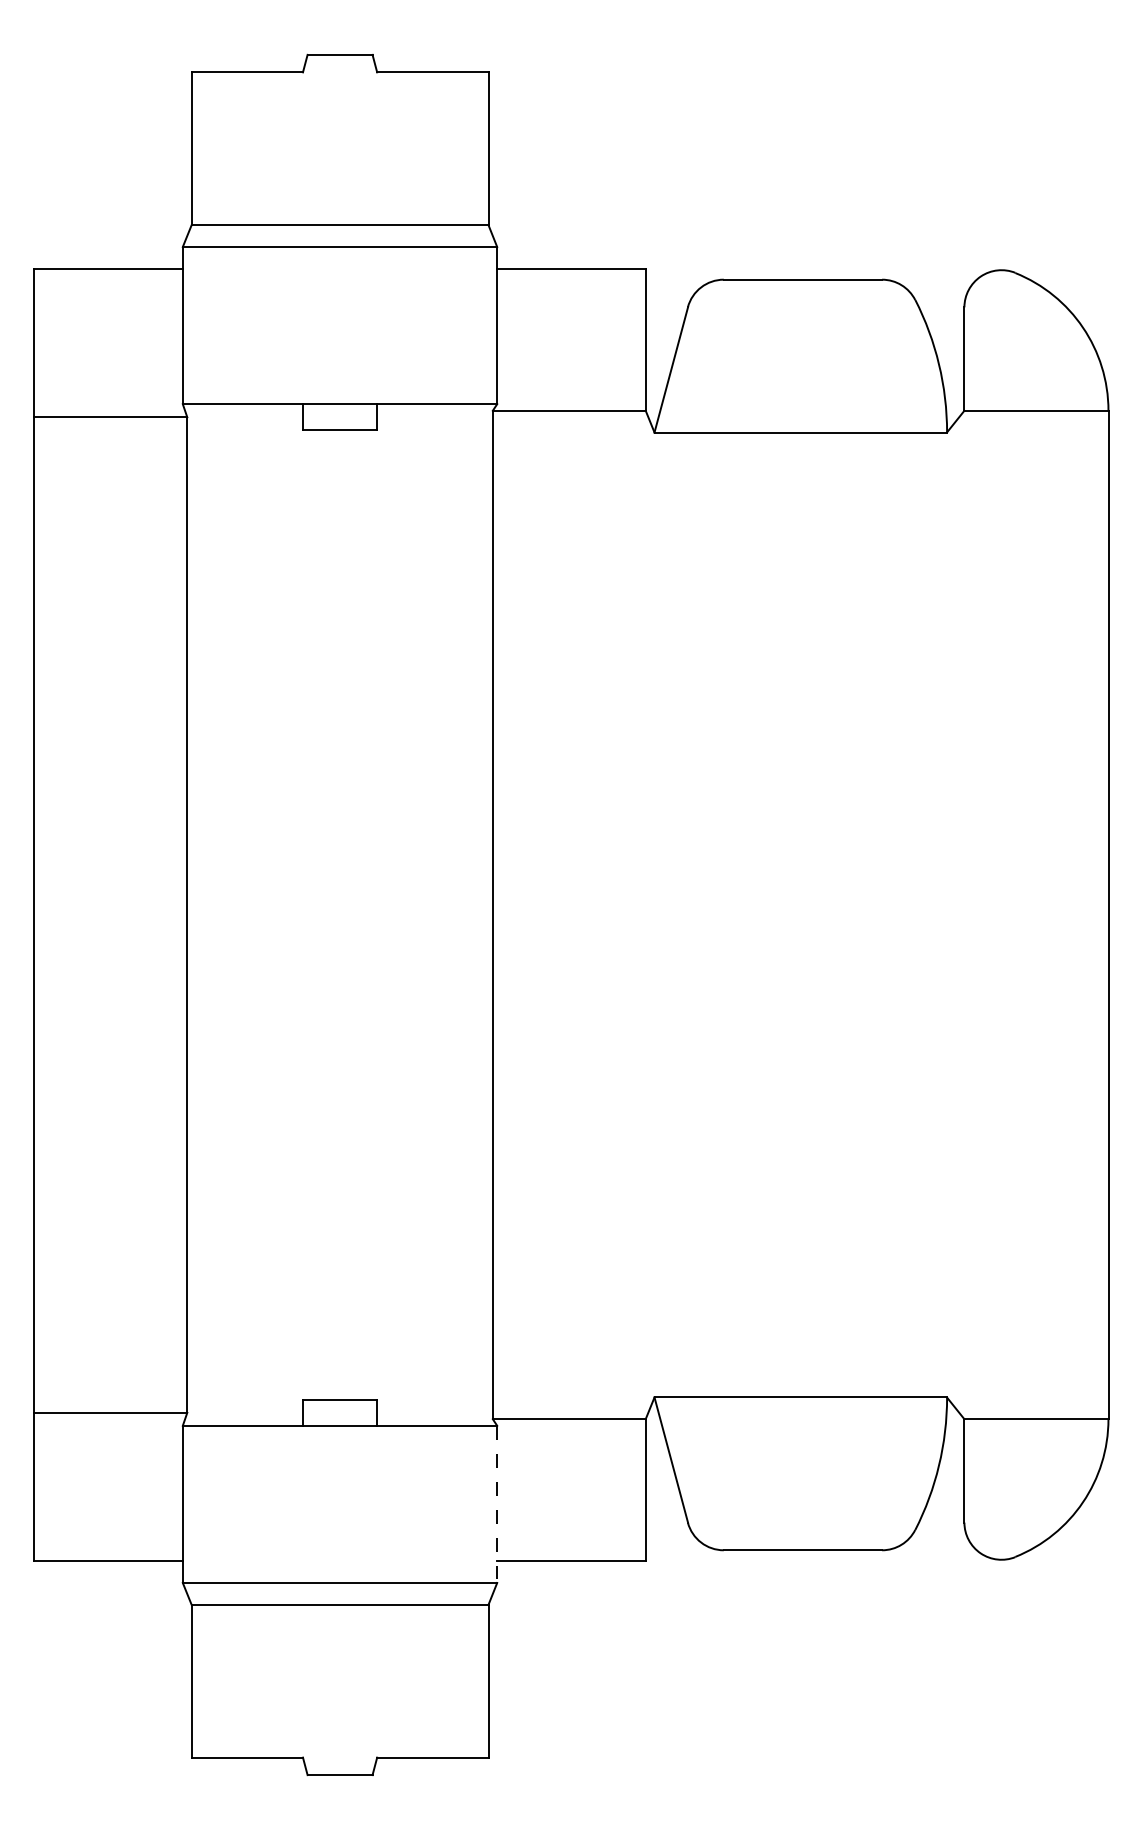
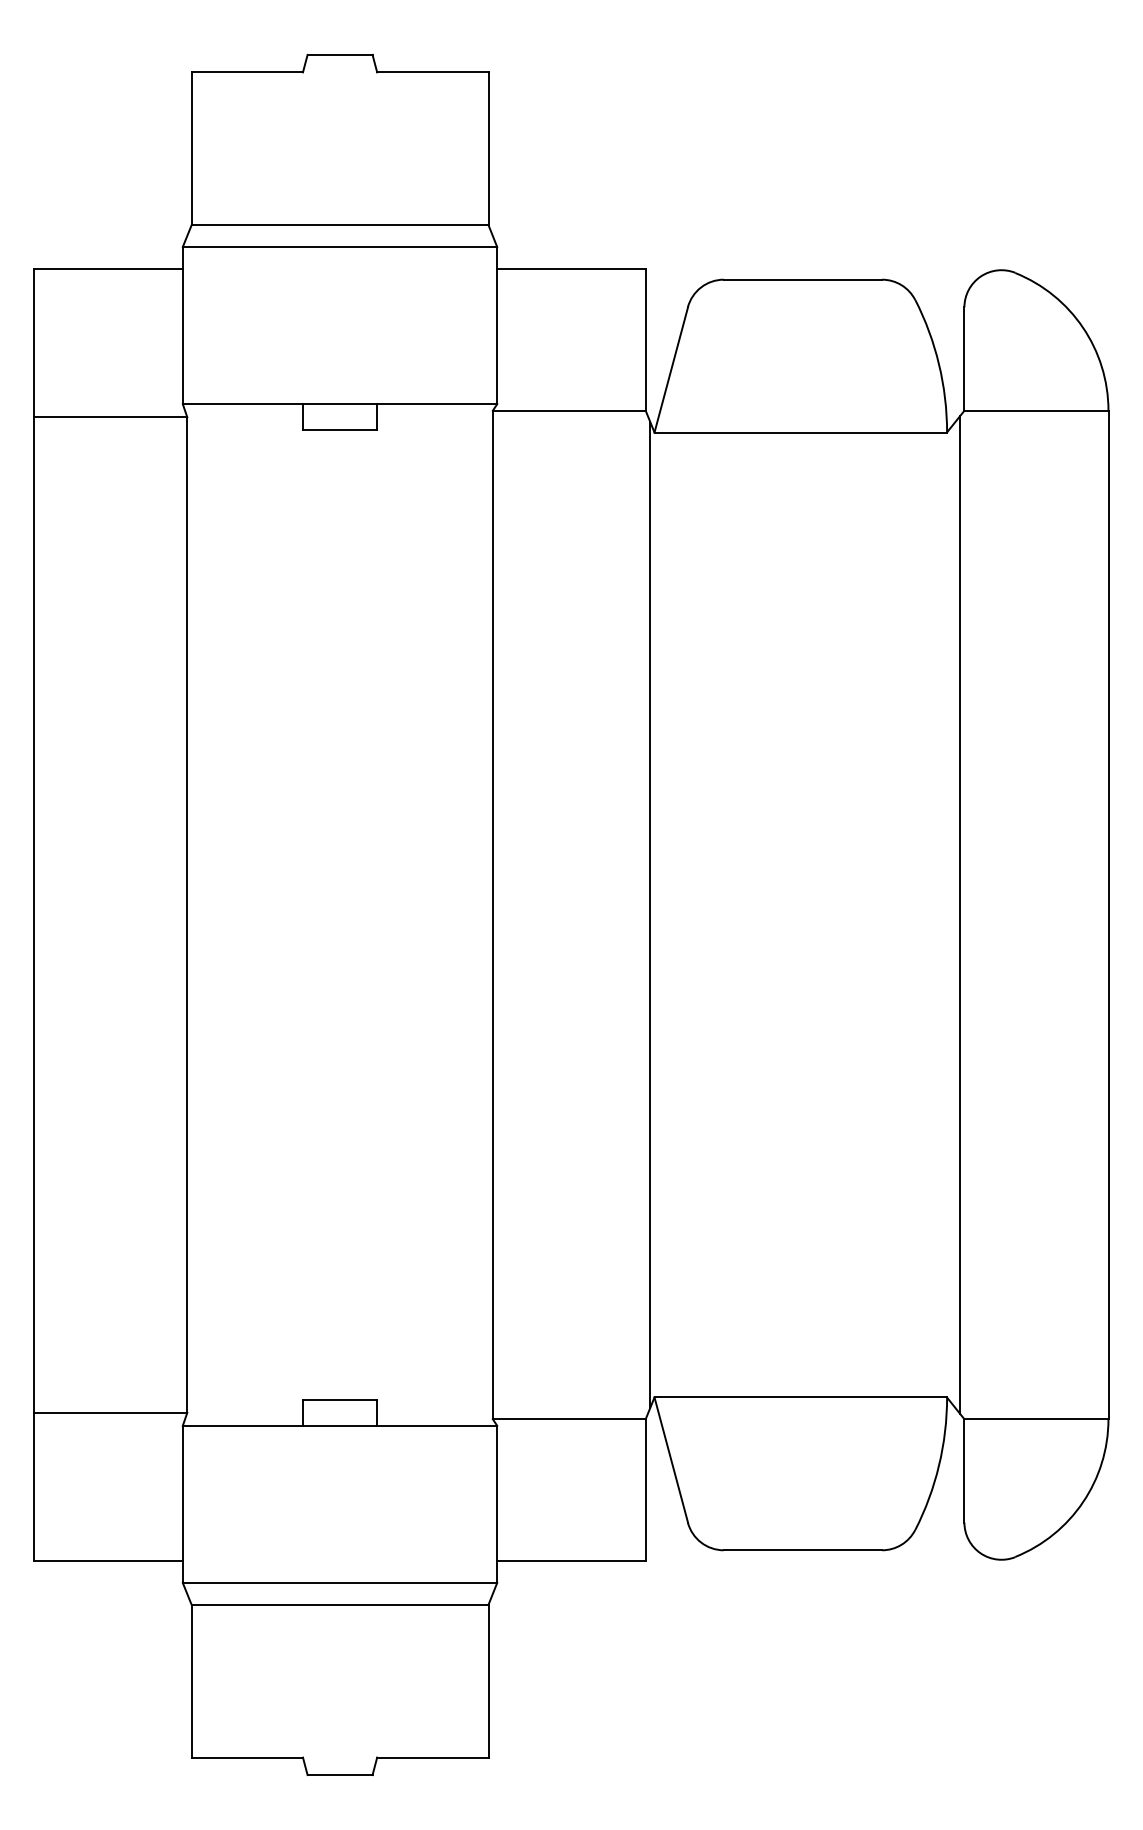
line: none -> present (650, 914)
line: none -> present (960, 914)
line: dashed -> solid (497, 1504)
